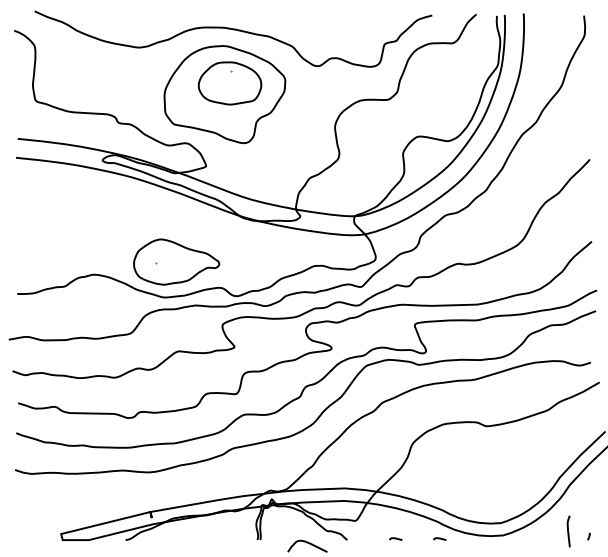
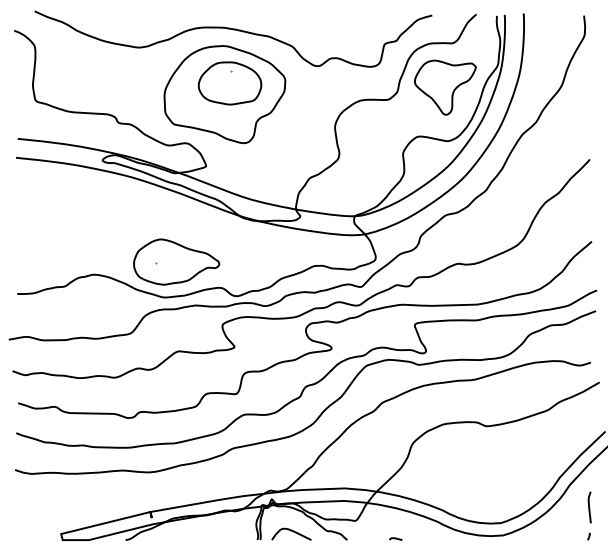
part: none -> present (445, 87)
curve position: (568, 531) -> (589, 507) (589, 507)
curve: present -> none (439, 538)
curve position: (307, 543) -> (291, 531) (291, 531)
